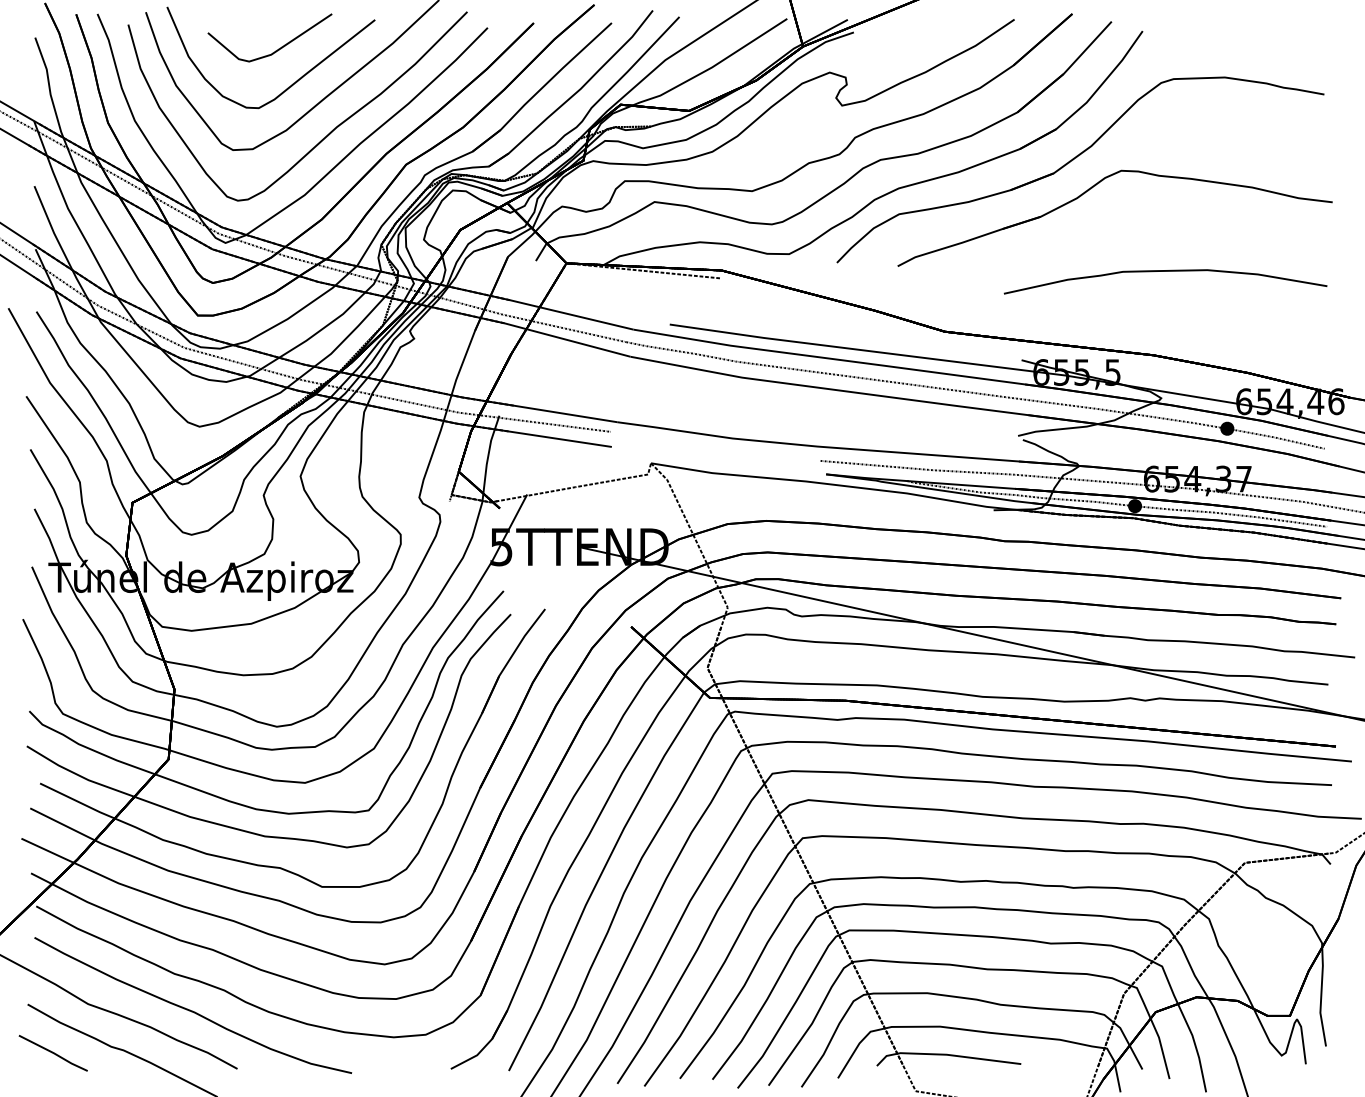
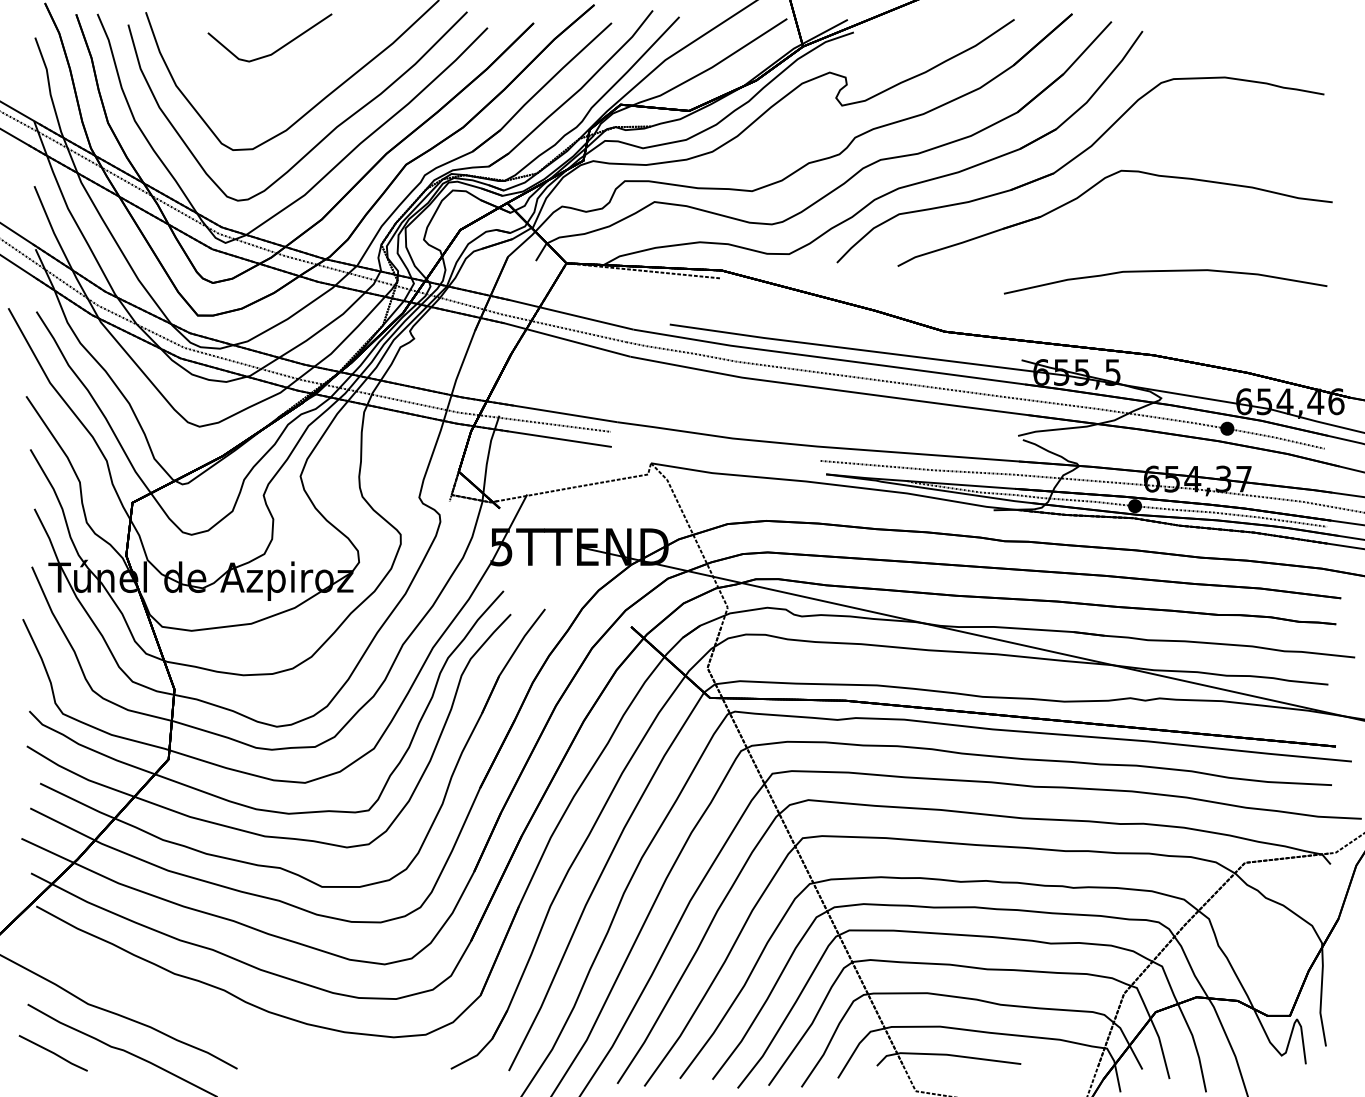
curve: present -> none (292, 83)
curve: present -> none (190, 1009)
